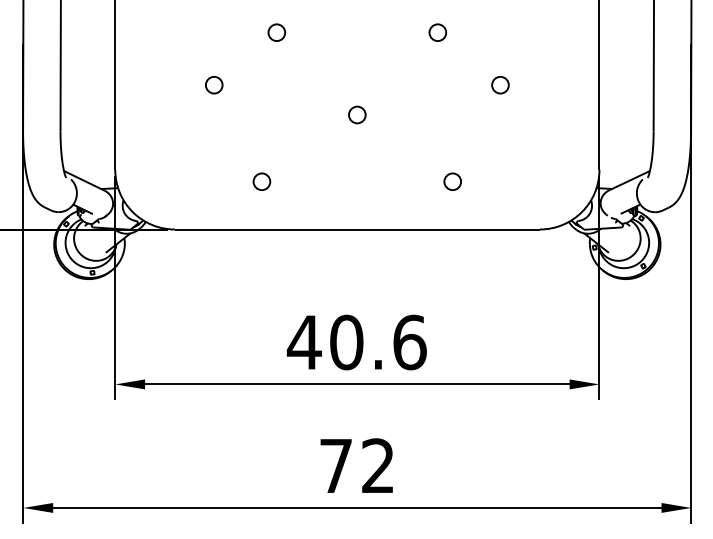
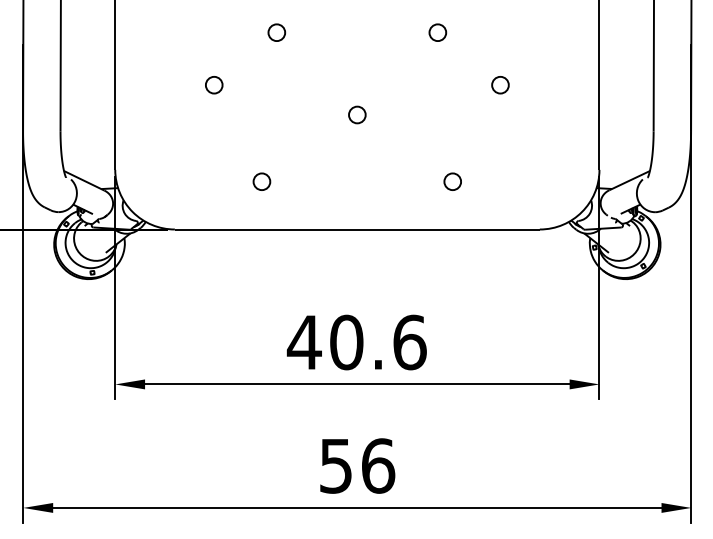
text: 72 -> 56 (357, 465)
